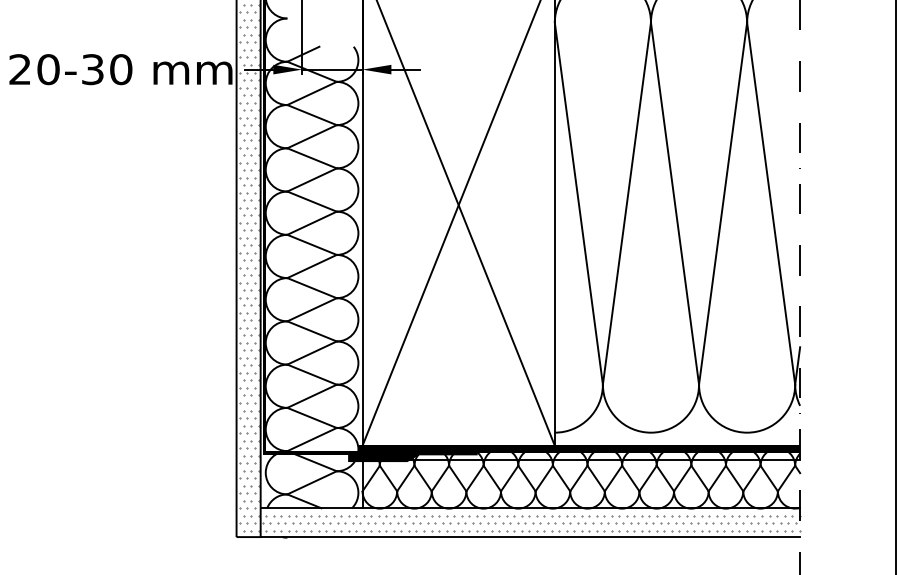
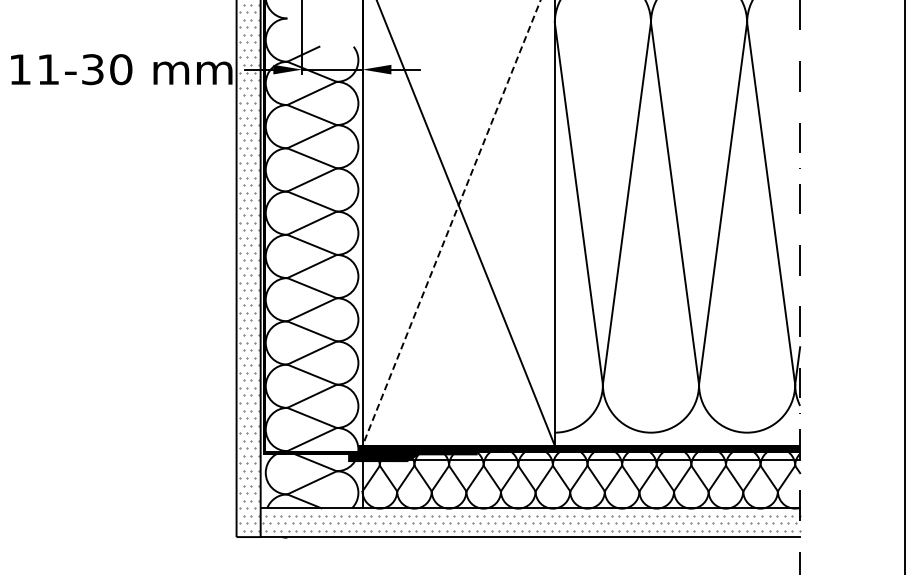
text: 20-30 -> 11-30 (34, 69)
line: solid -> dashed (451, 222)
line position: (896, 286) -> (905, 286) (905, 286)
